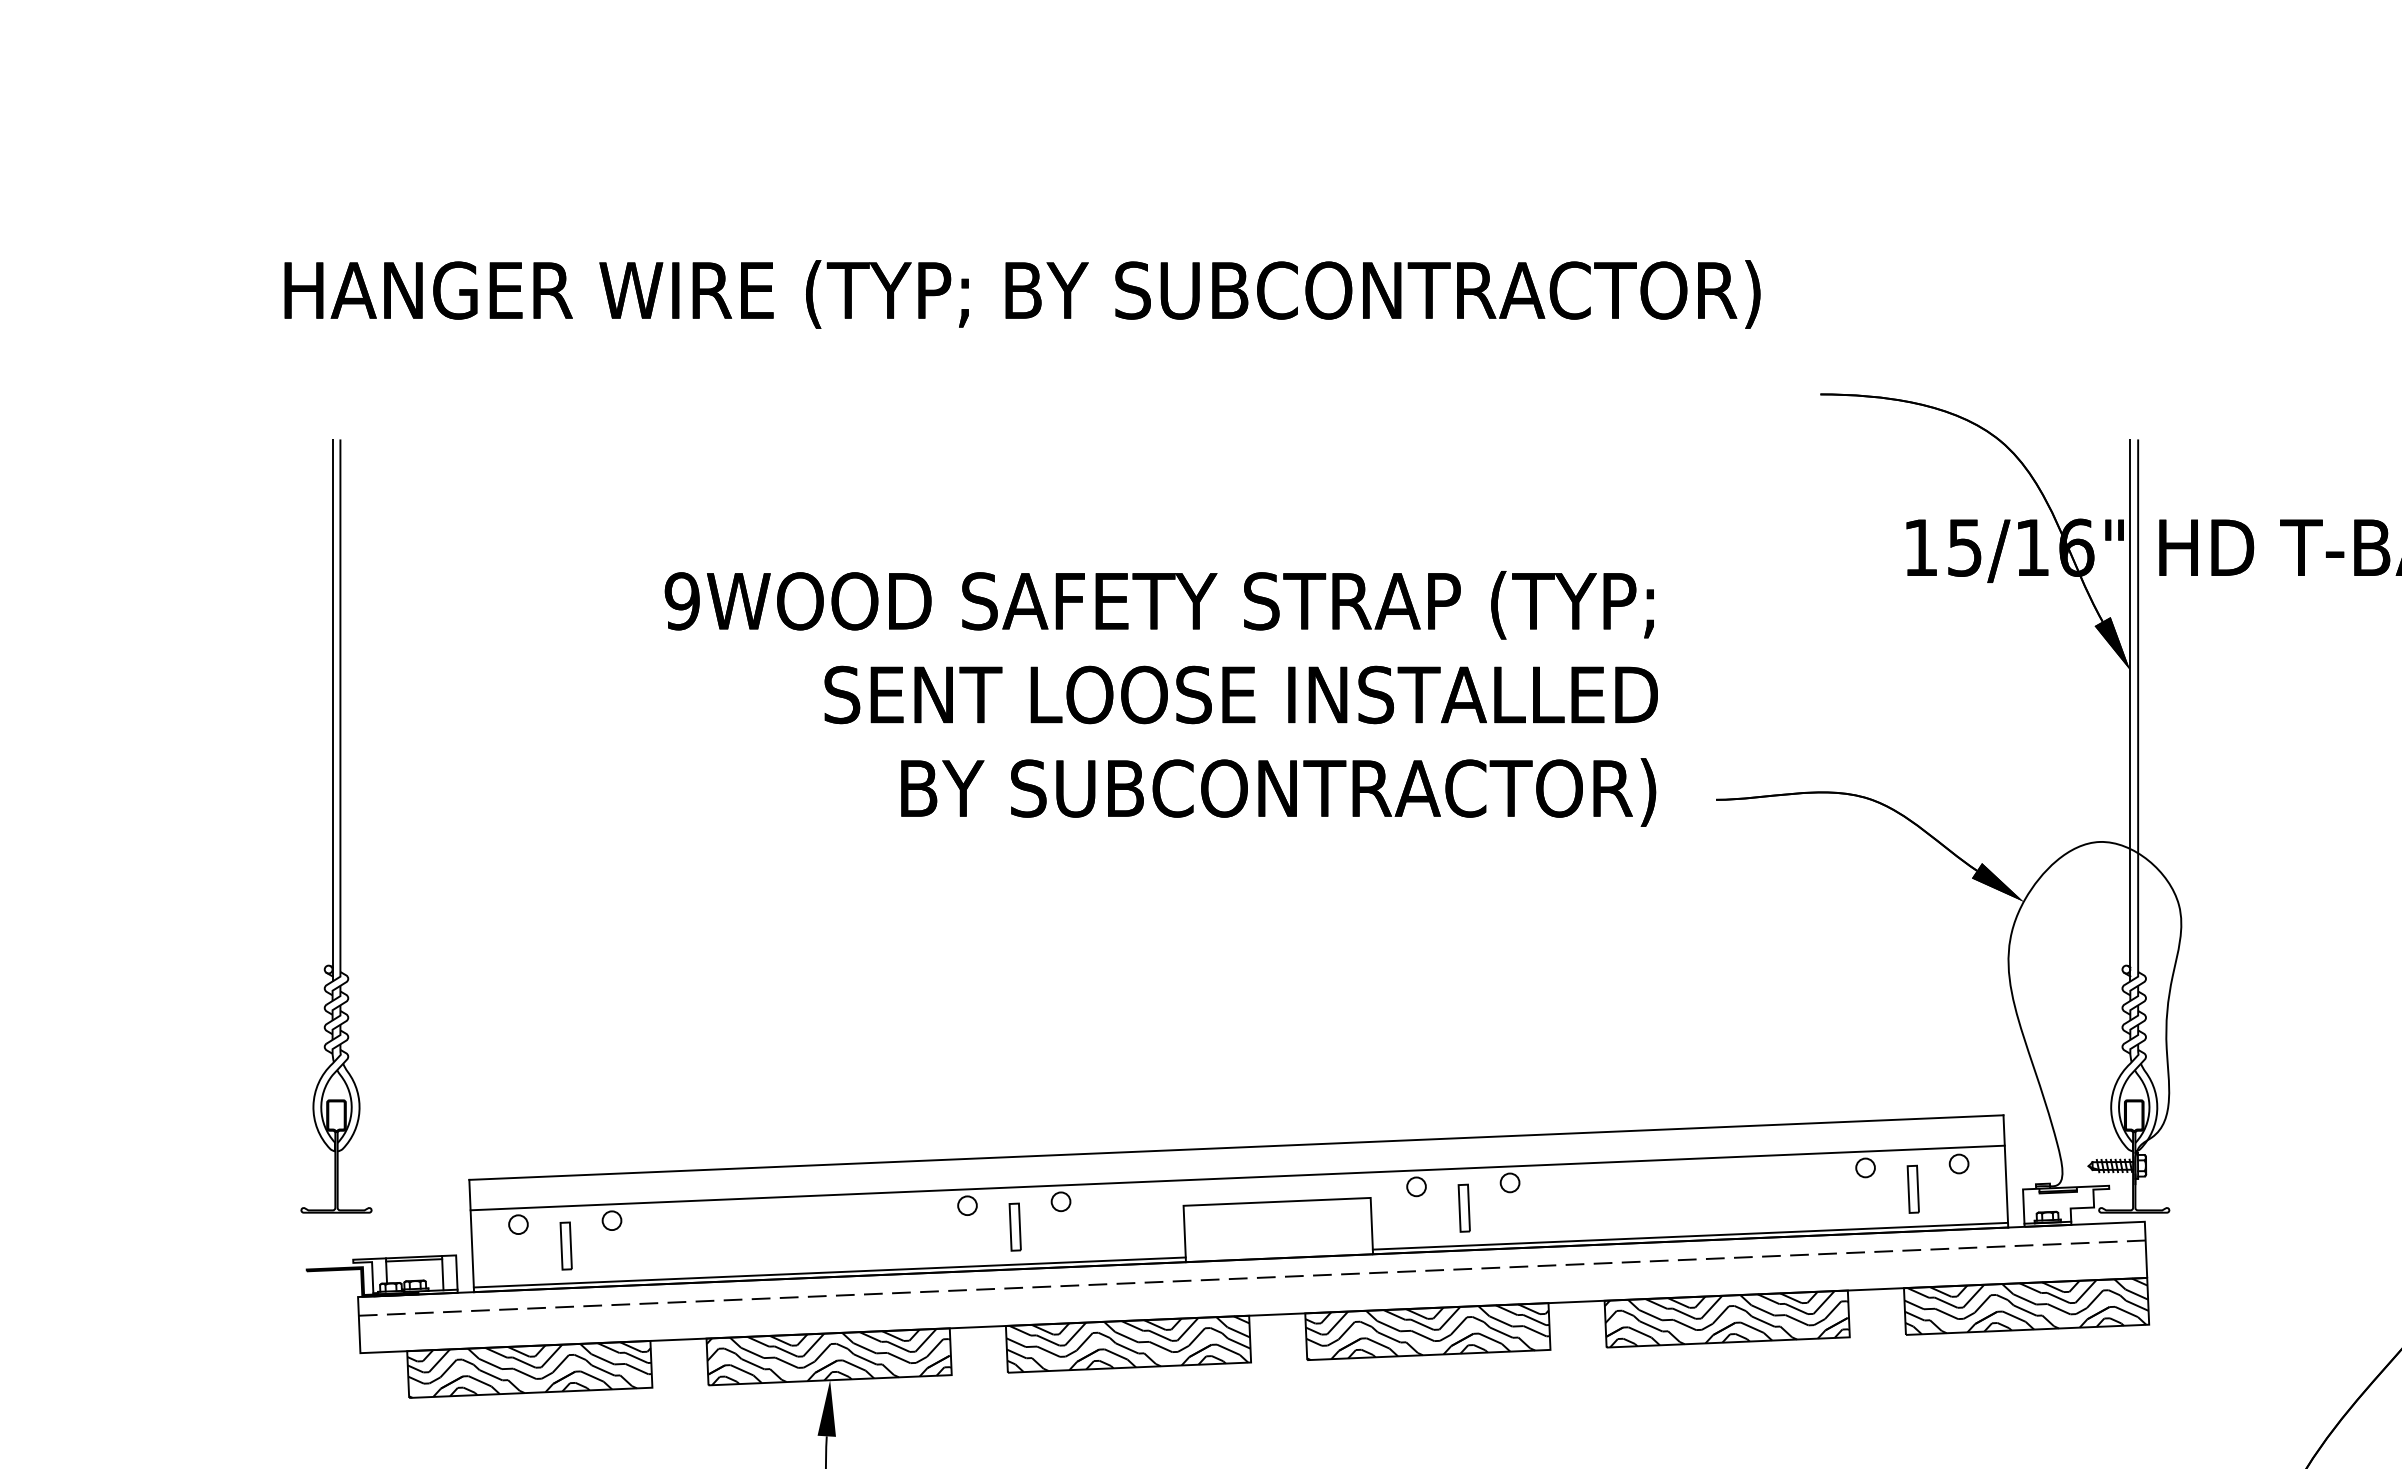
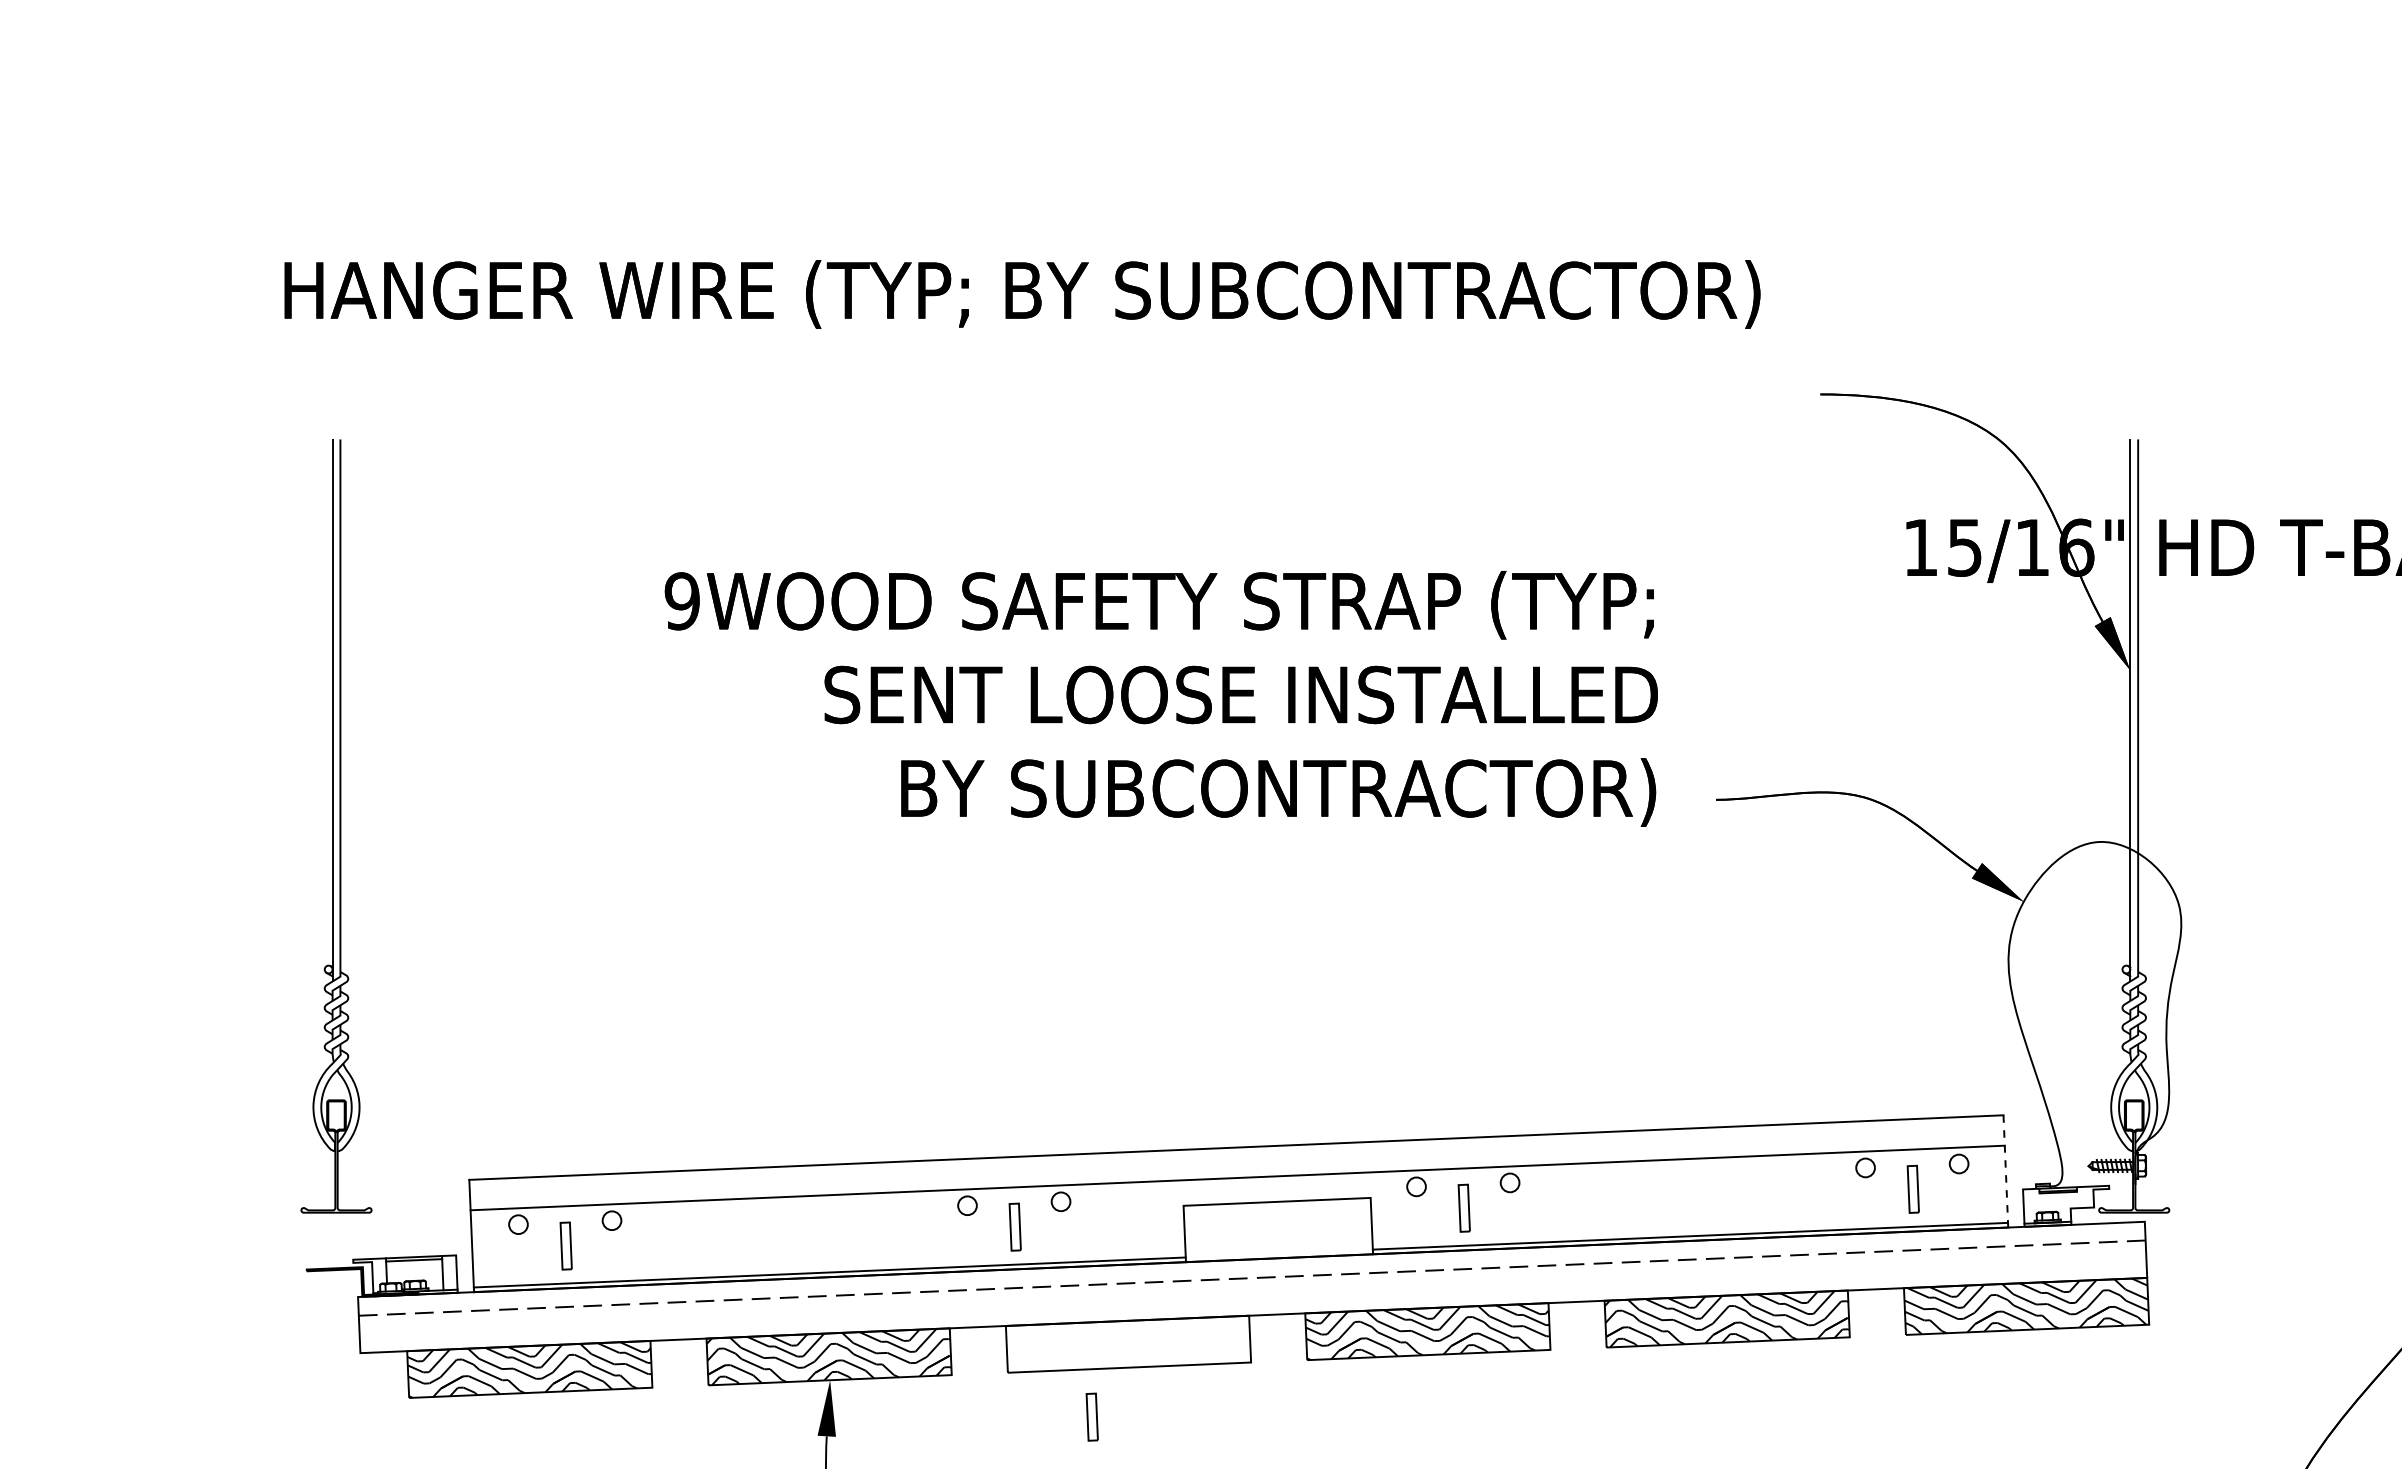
line: solid -> dashed (2005, 1170)
hatch: present -> none (1128, 1344)
part: none -> present (1091, 1416)
